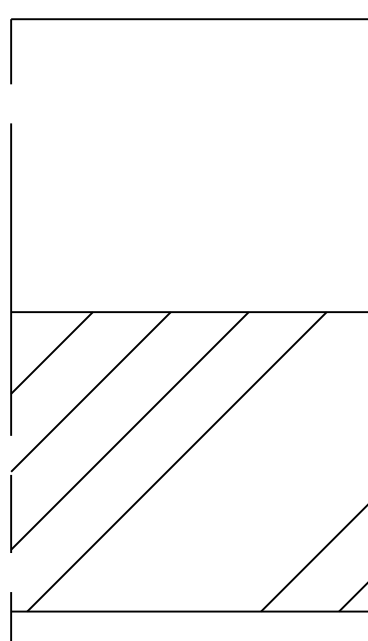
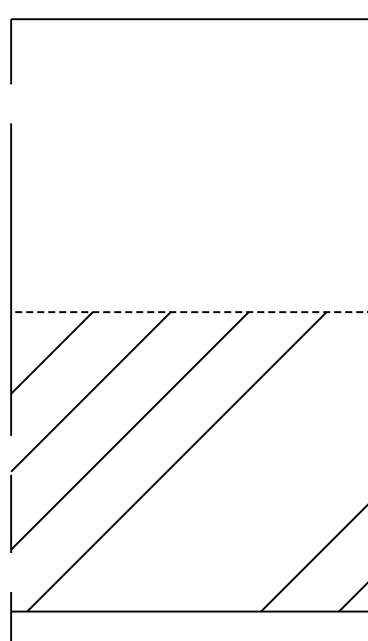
line: solid -> dashed (188, 312)
